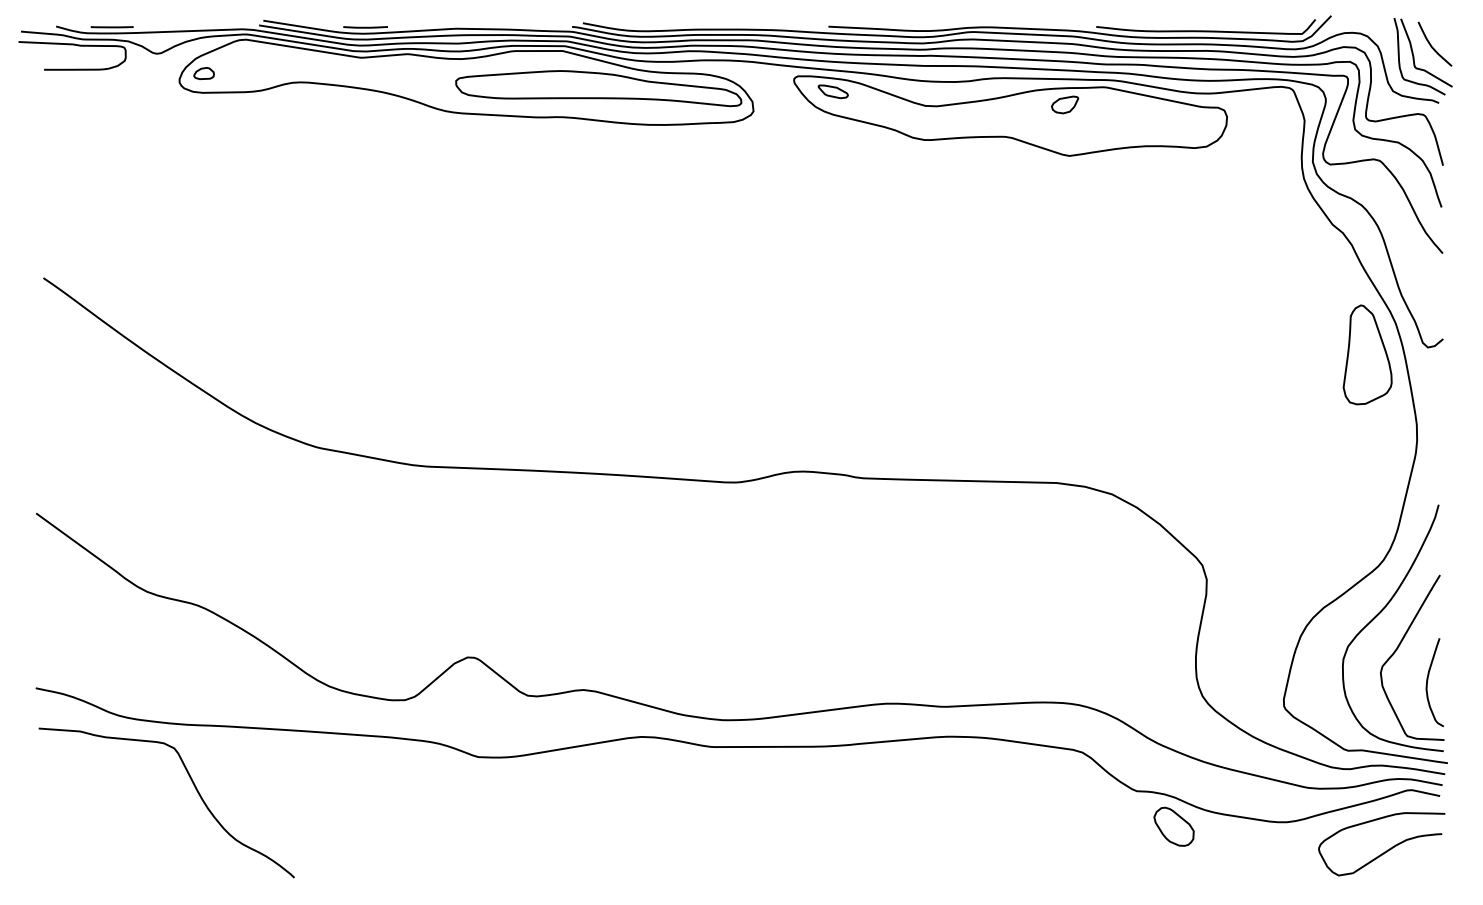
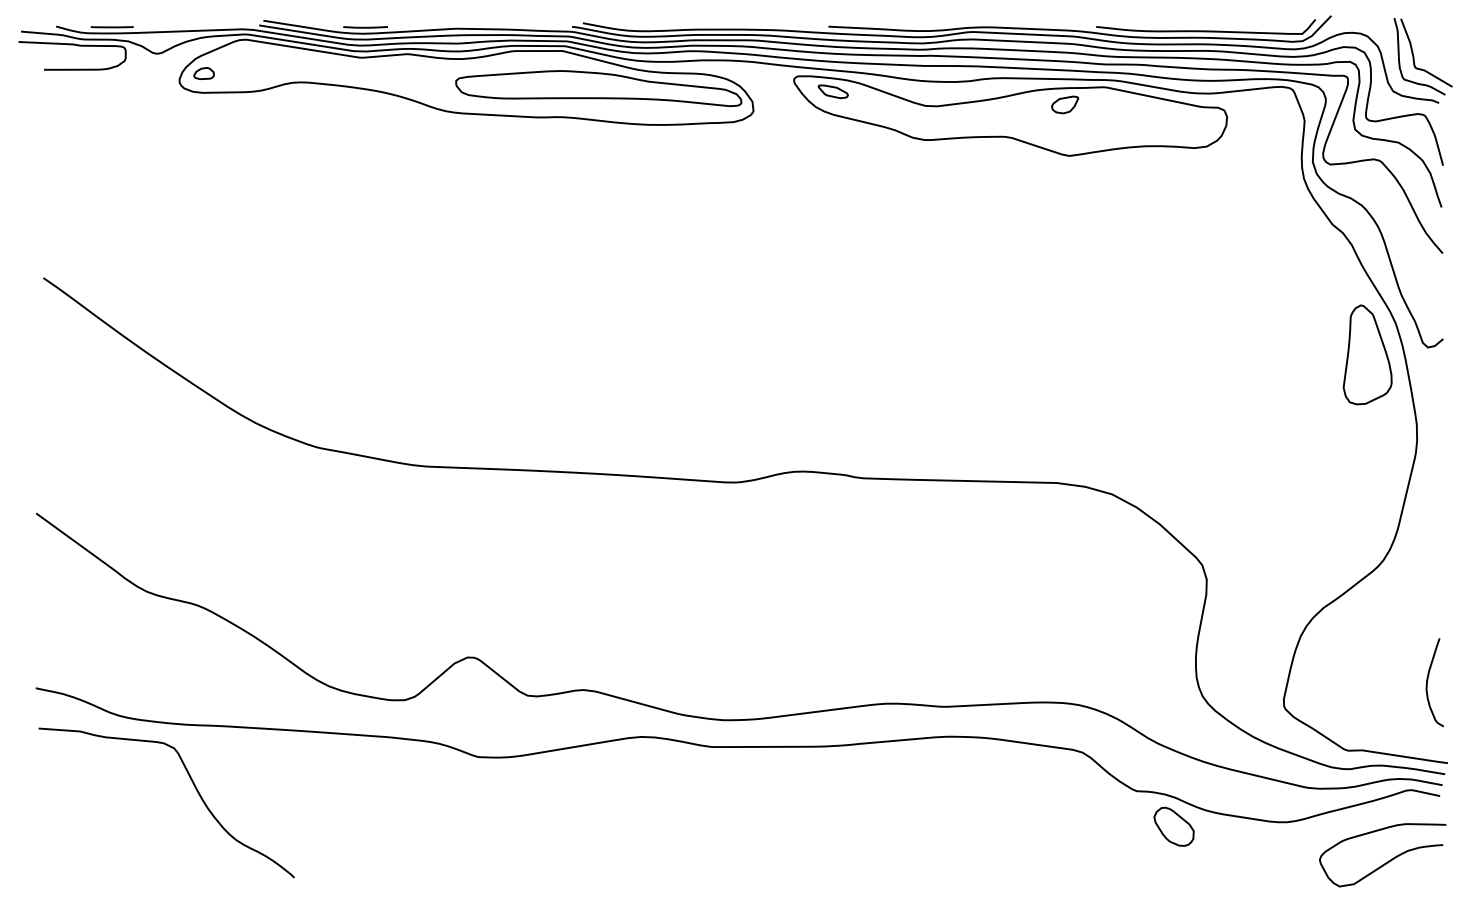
curve: present -> none (1431, 44)
part: present -> none (1404, 633)
curve position: (1384, 851) -> (1385, 862) (1385, 862)
